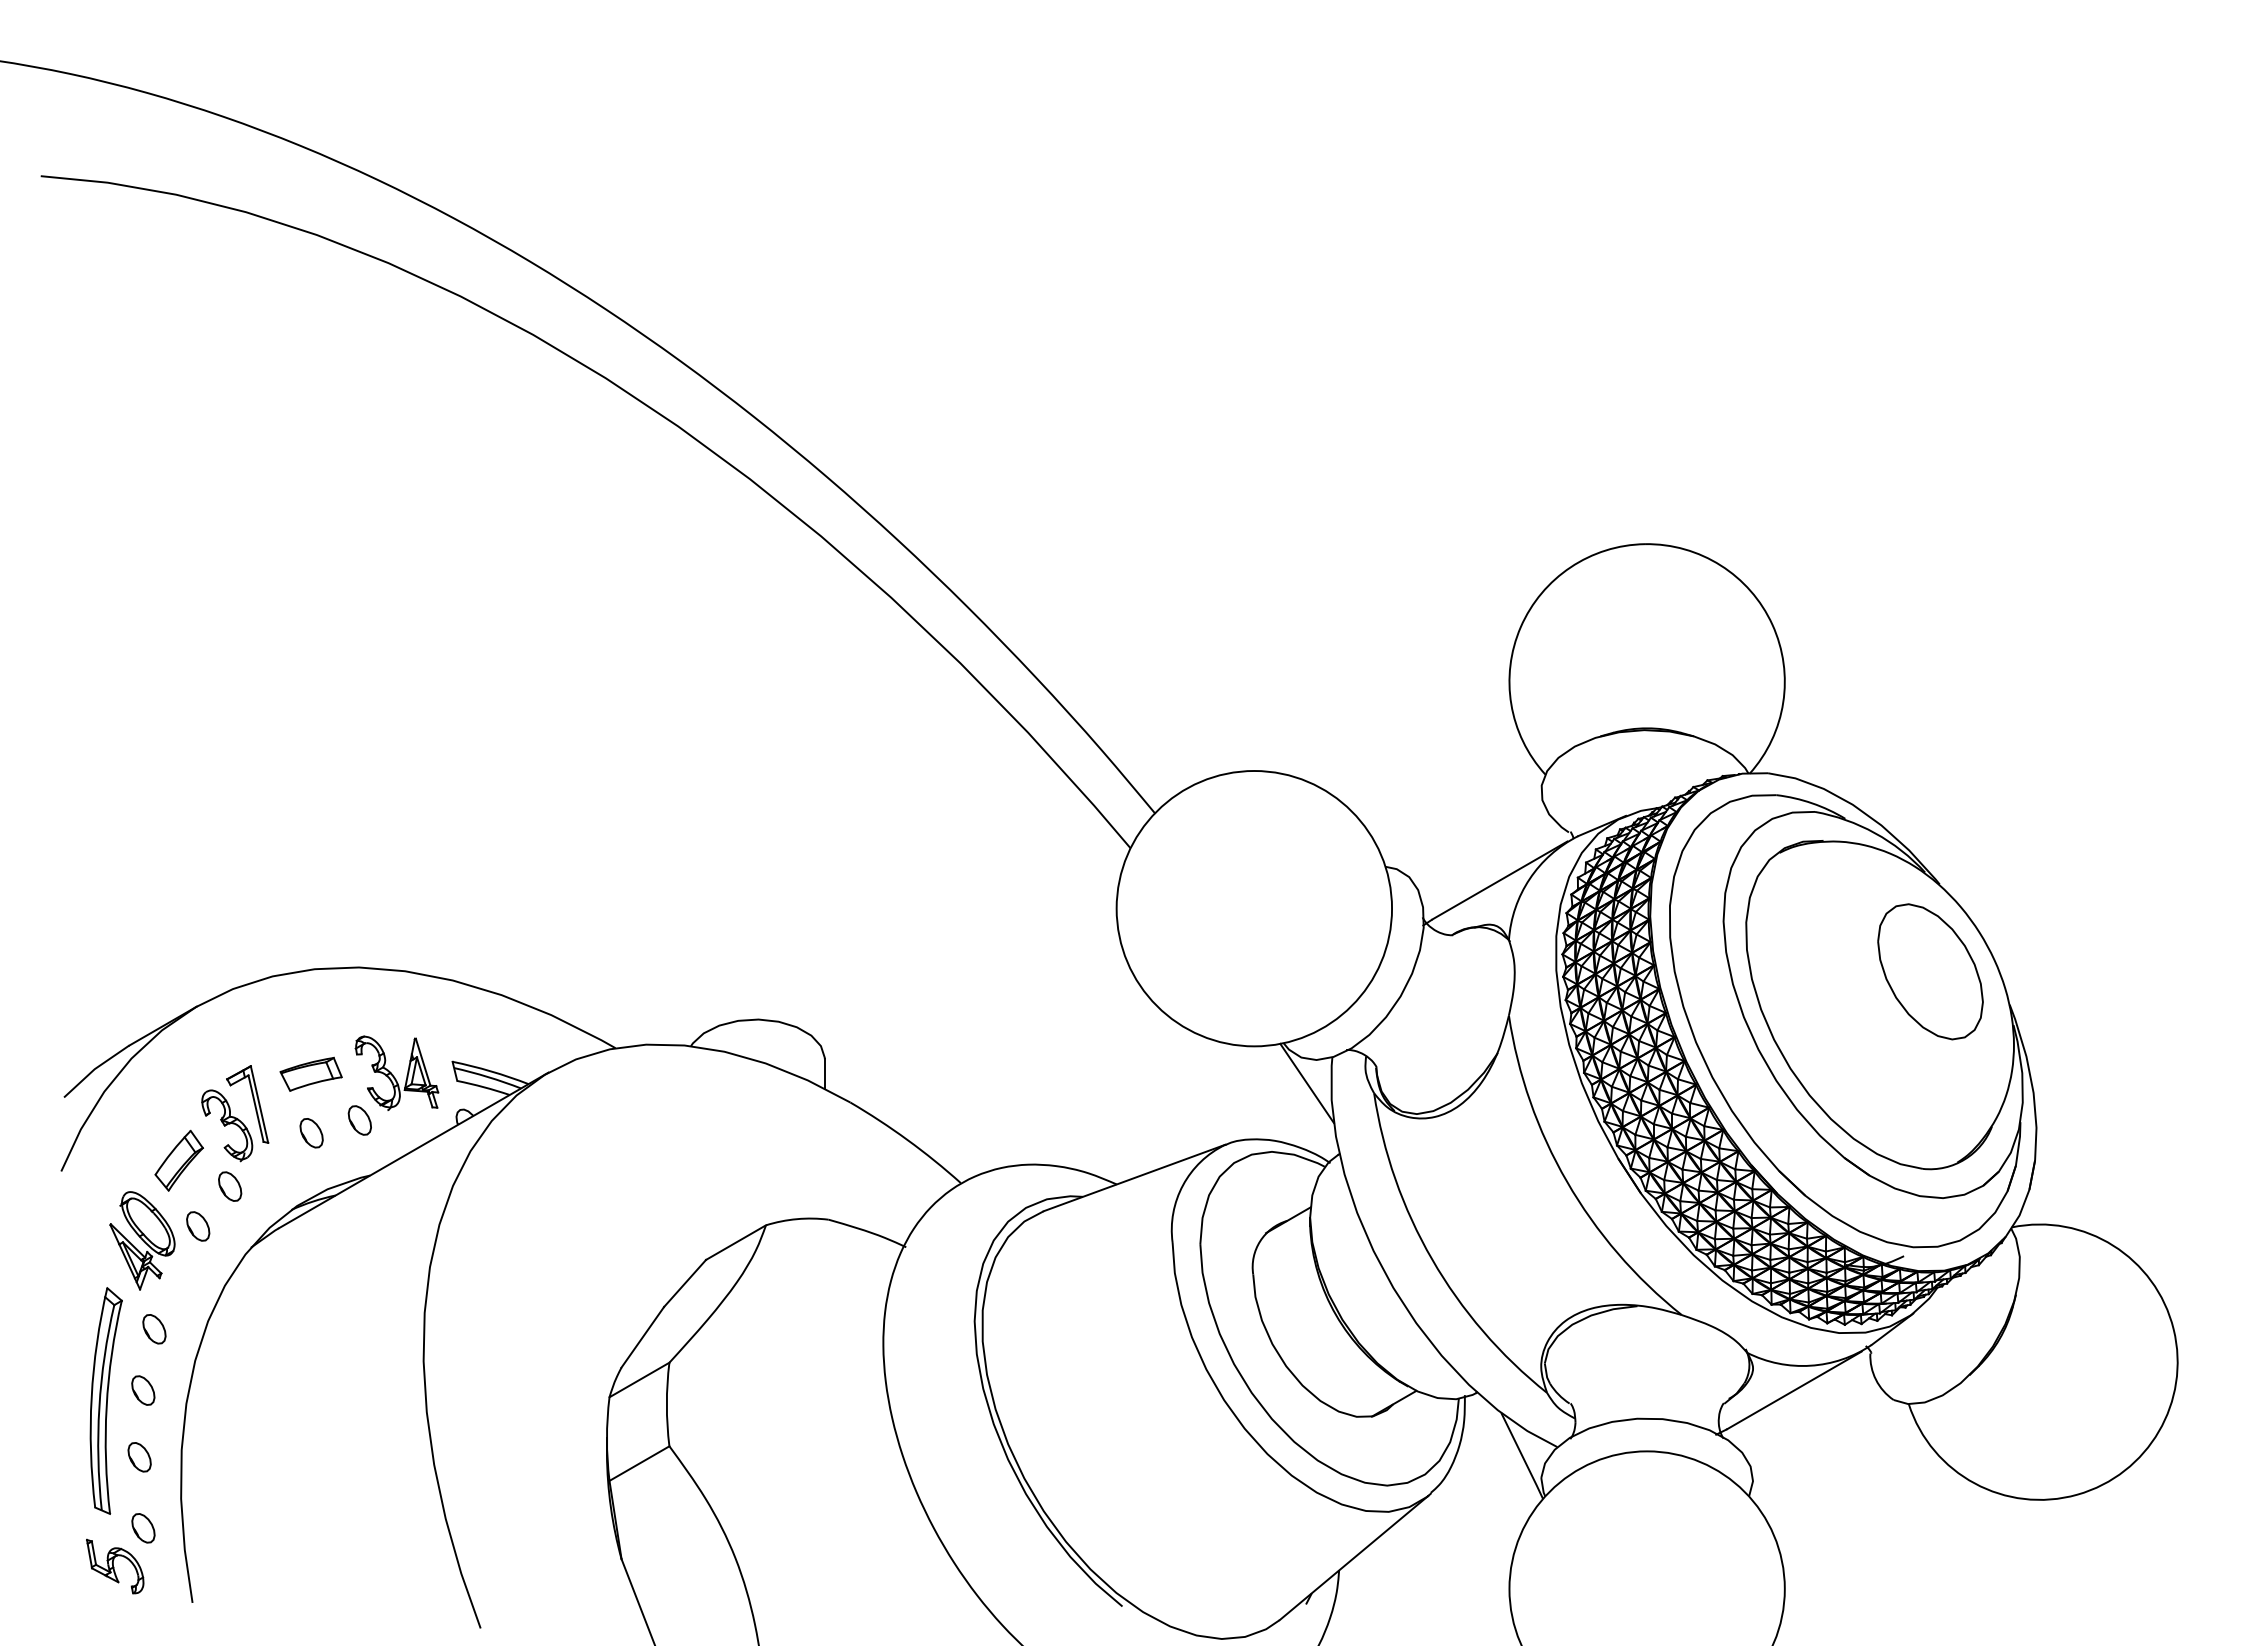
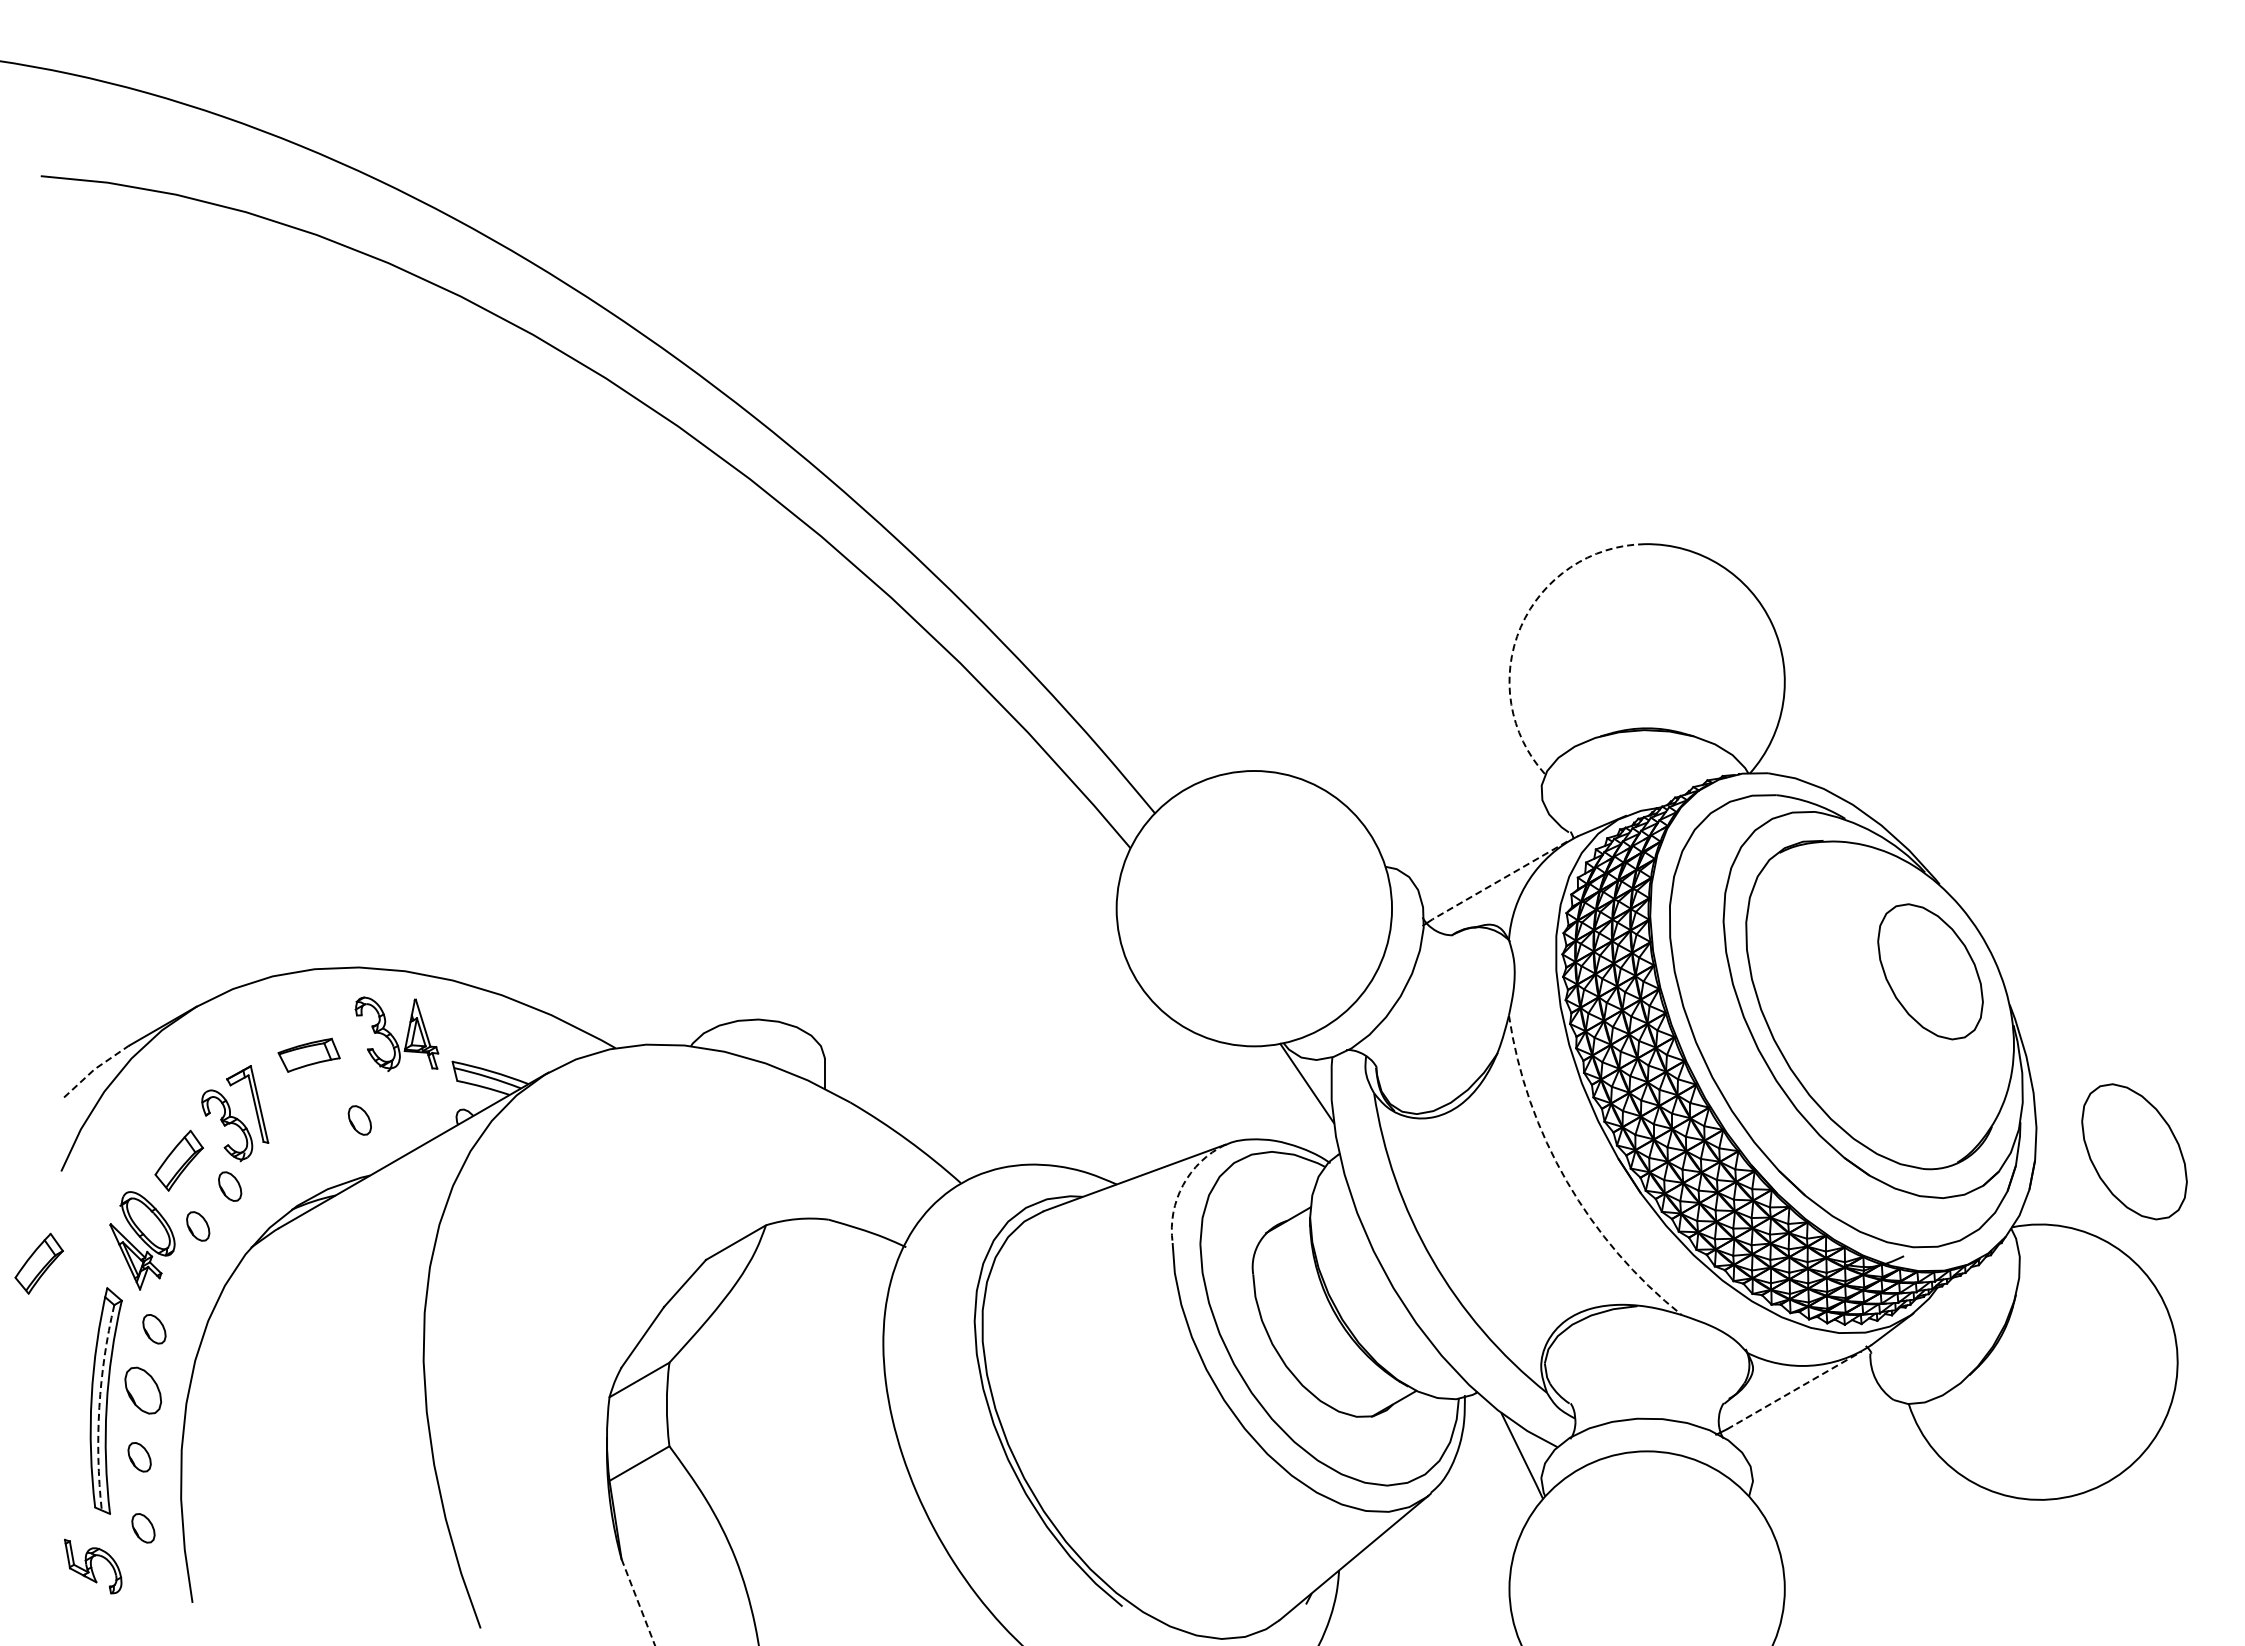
arc: solid -> dashed (1520, 627)
line: solid -> dashed (1499, 880)
line: solid -> dashed (95, 1068)
part position: (396, 1072) -> (396, 1033) (396, 1033)
part position: (310, 1073) -> (308, 1054) (308, 1054)
part: present -> none (311, 1133)
part: none -> present (2134, 1151)
arc: solid -> dashed (1567, 1181)
arc: solid -> dashed (1183, 1185)
part: none -> present (38, 1263)
part size: 25x31 px -> 38x49 px (142, 1390)
line: solid -> dashed (1794, 1390)
arc: solid -> dashed (99, 1407)
part position: (115, 1566) -> (93, 1566) (93, 1566)
line: solid -> dashed (638, 1602)
